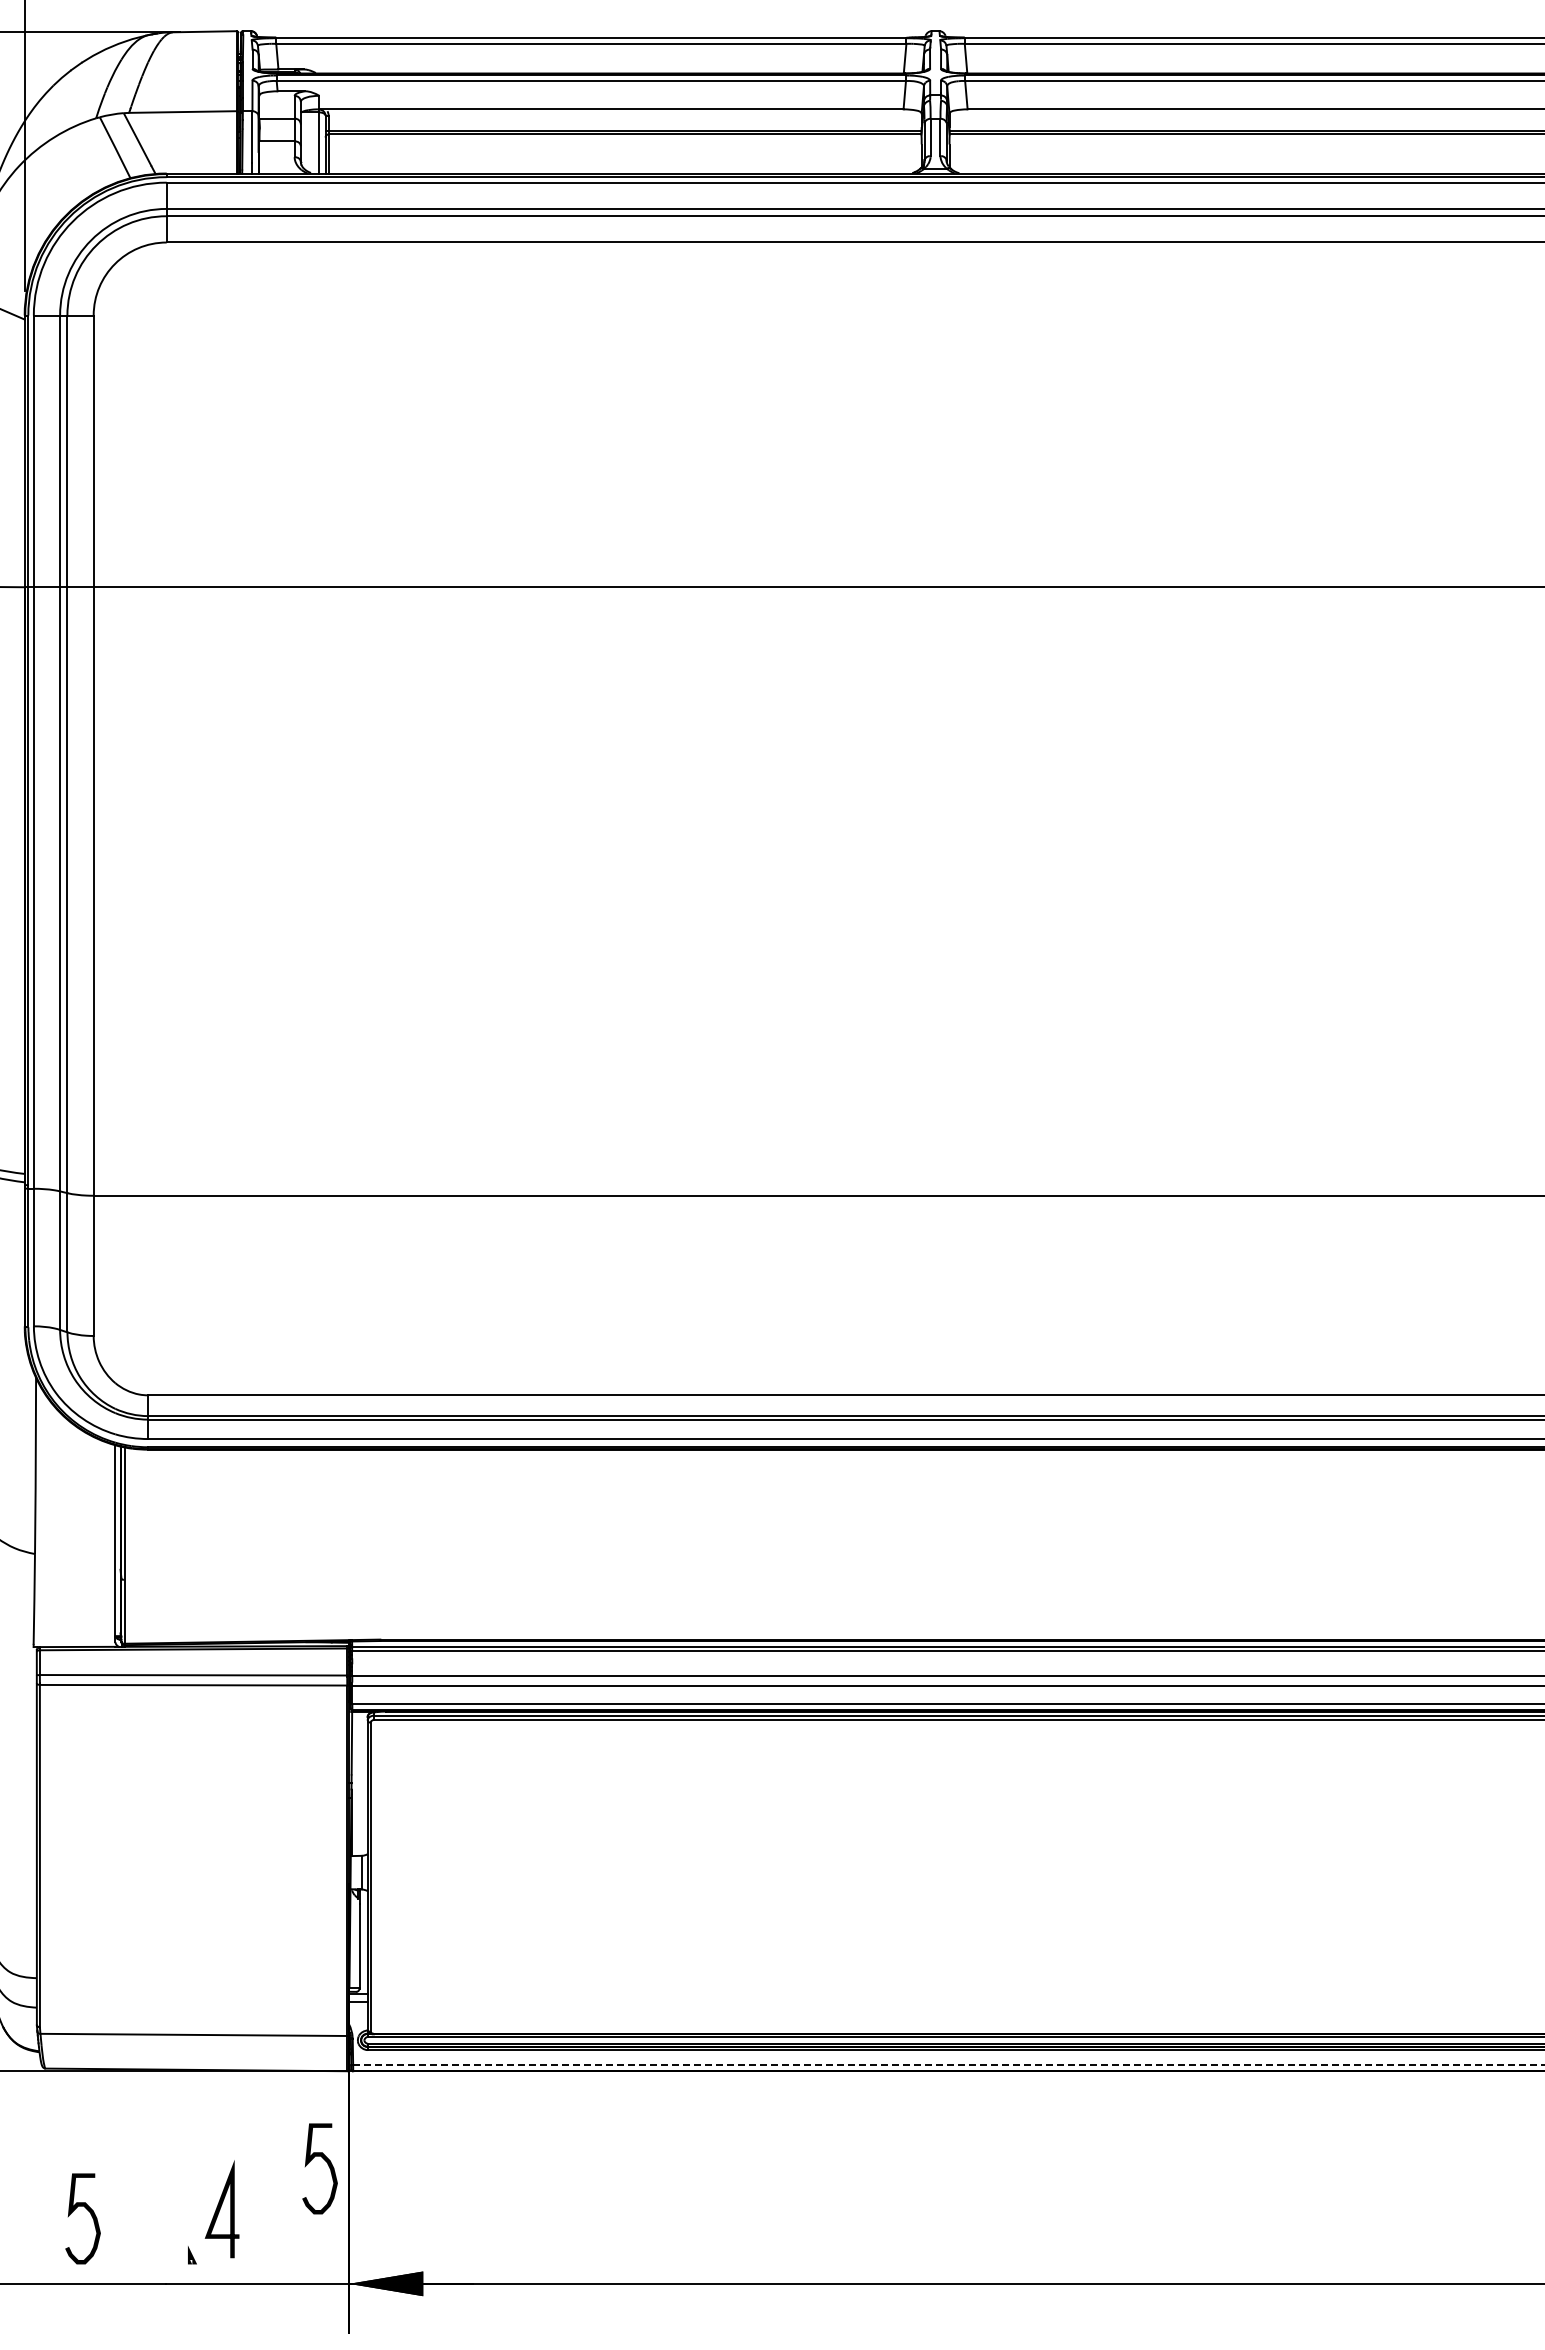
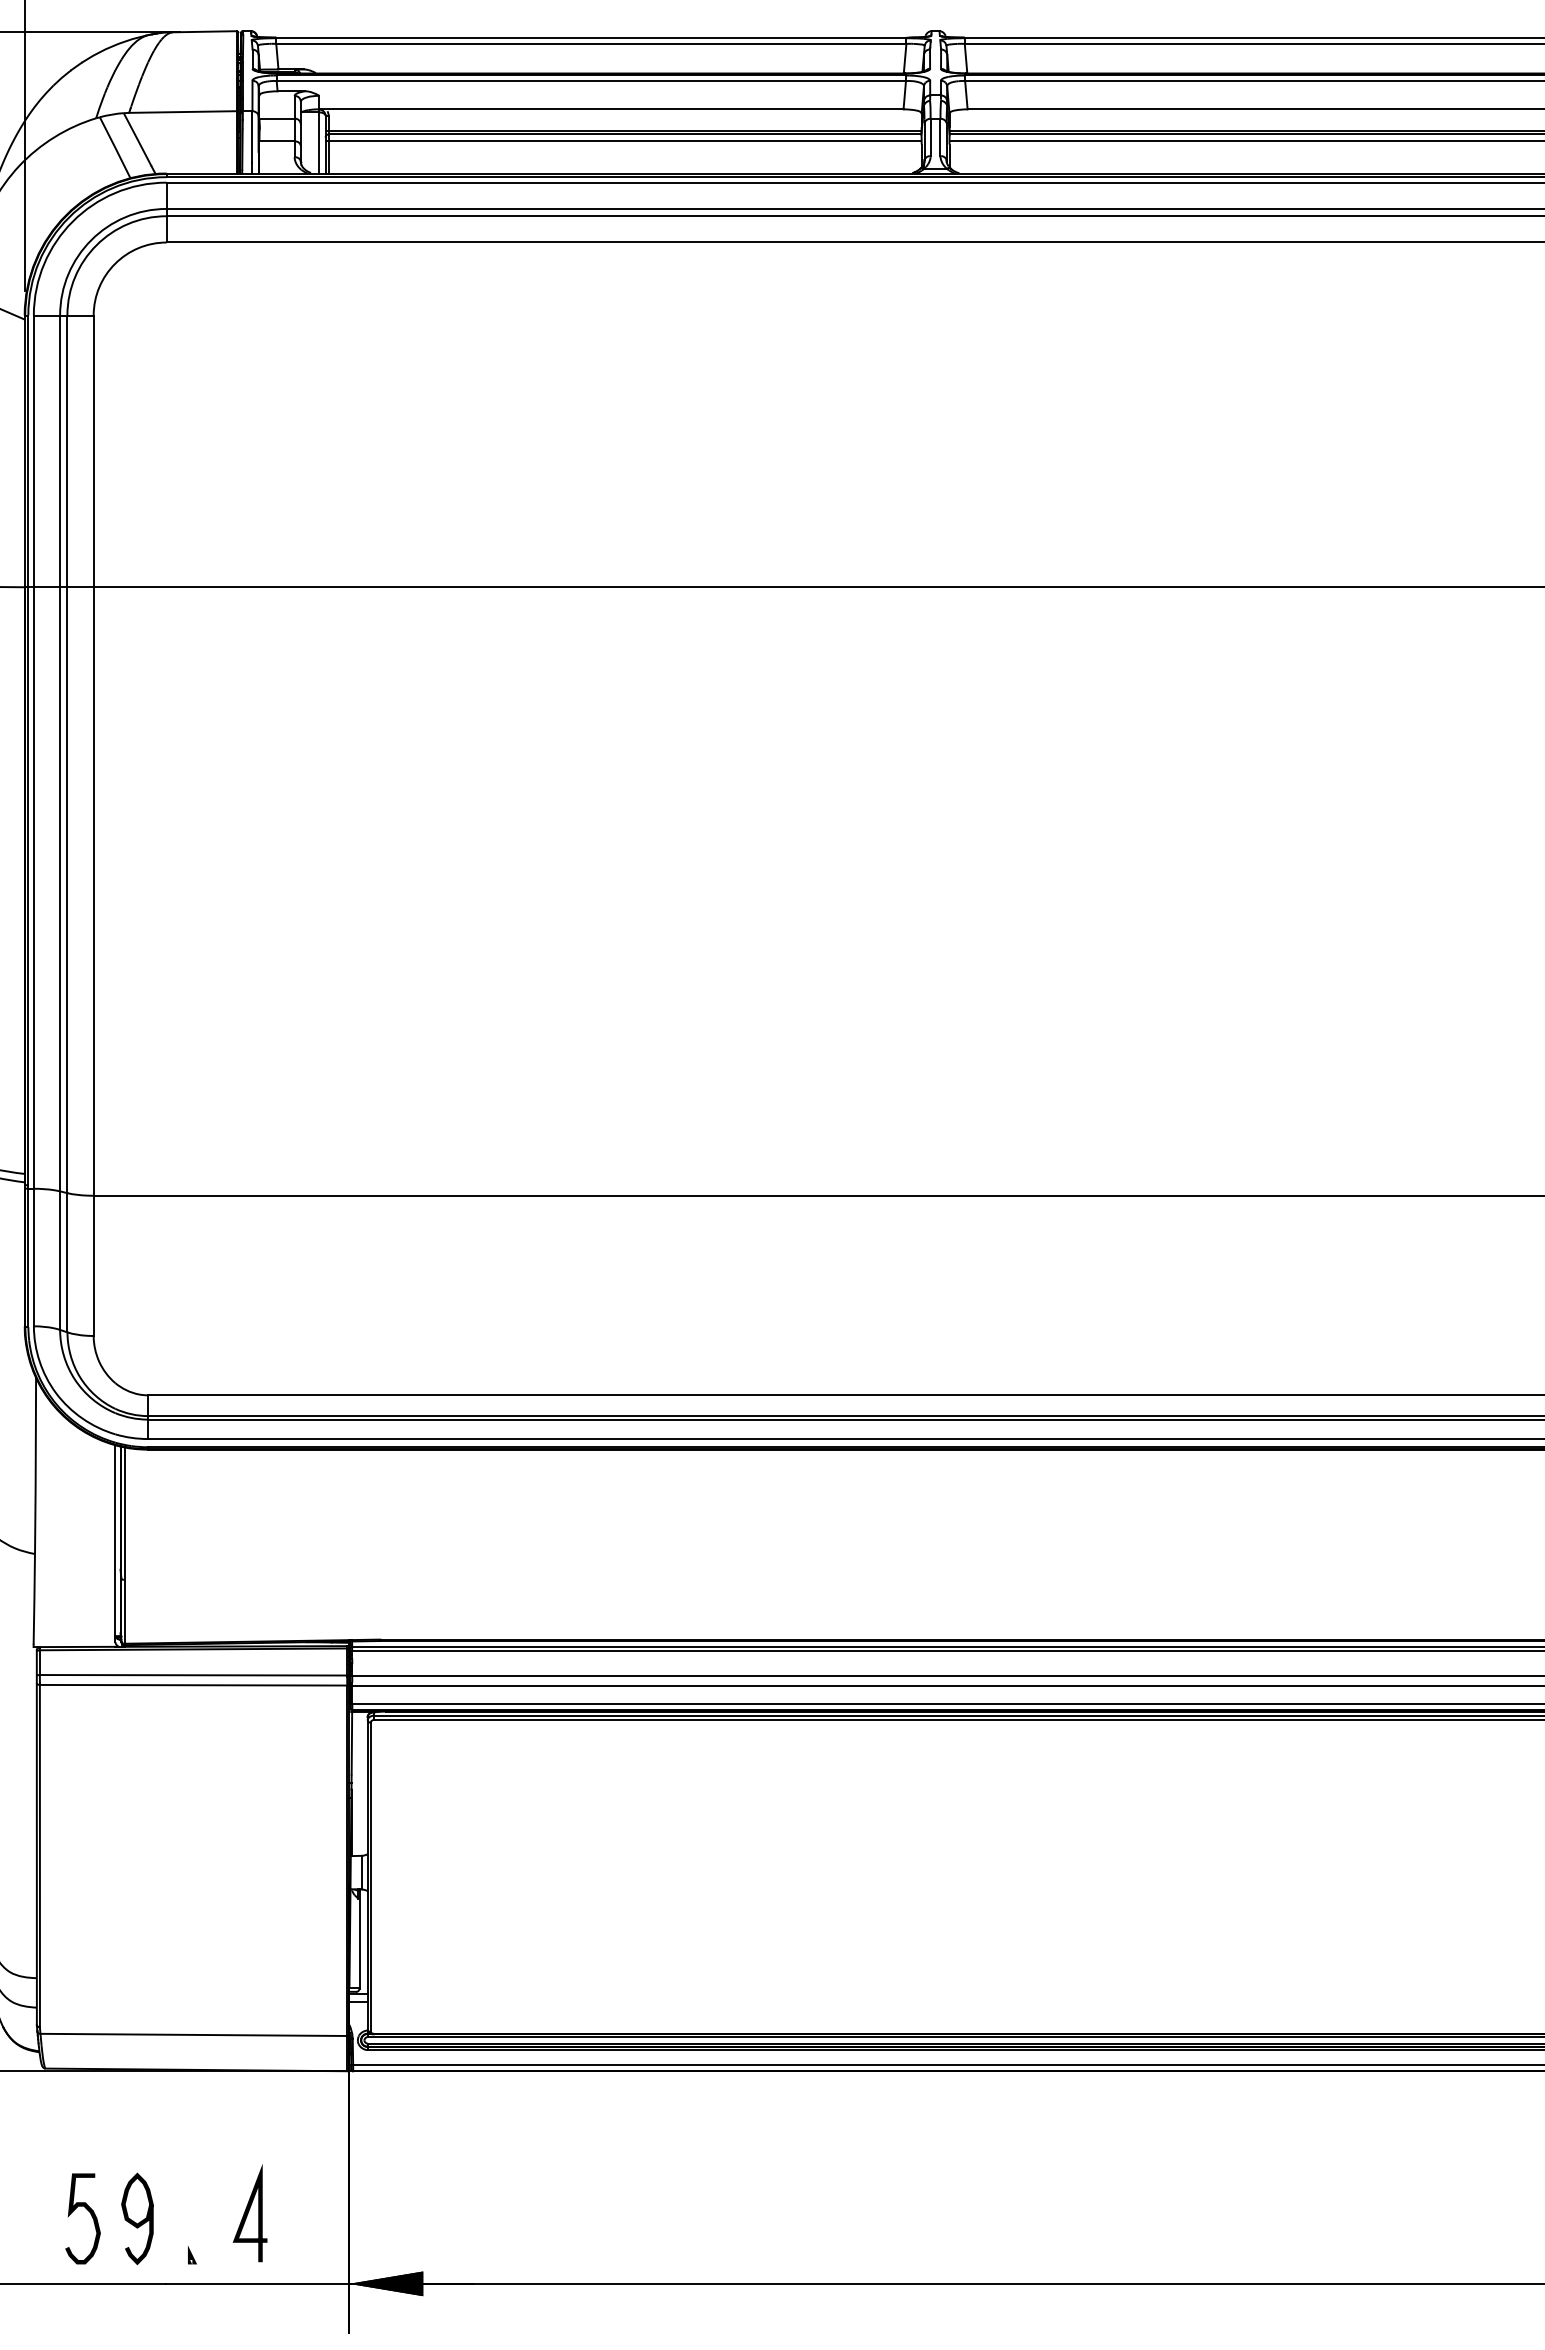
line: none -> present (623, 140)
line: none -> present (1245, 140)
line: dashed -> solid (949, 2065)
curve: present -> none (327, 2164)
line position: (220, 2209) -> (248, 2213) (248, 2213)
curve: none -> present (136, 2222)
